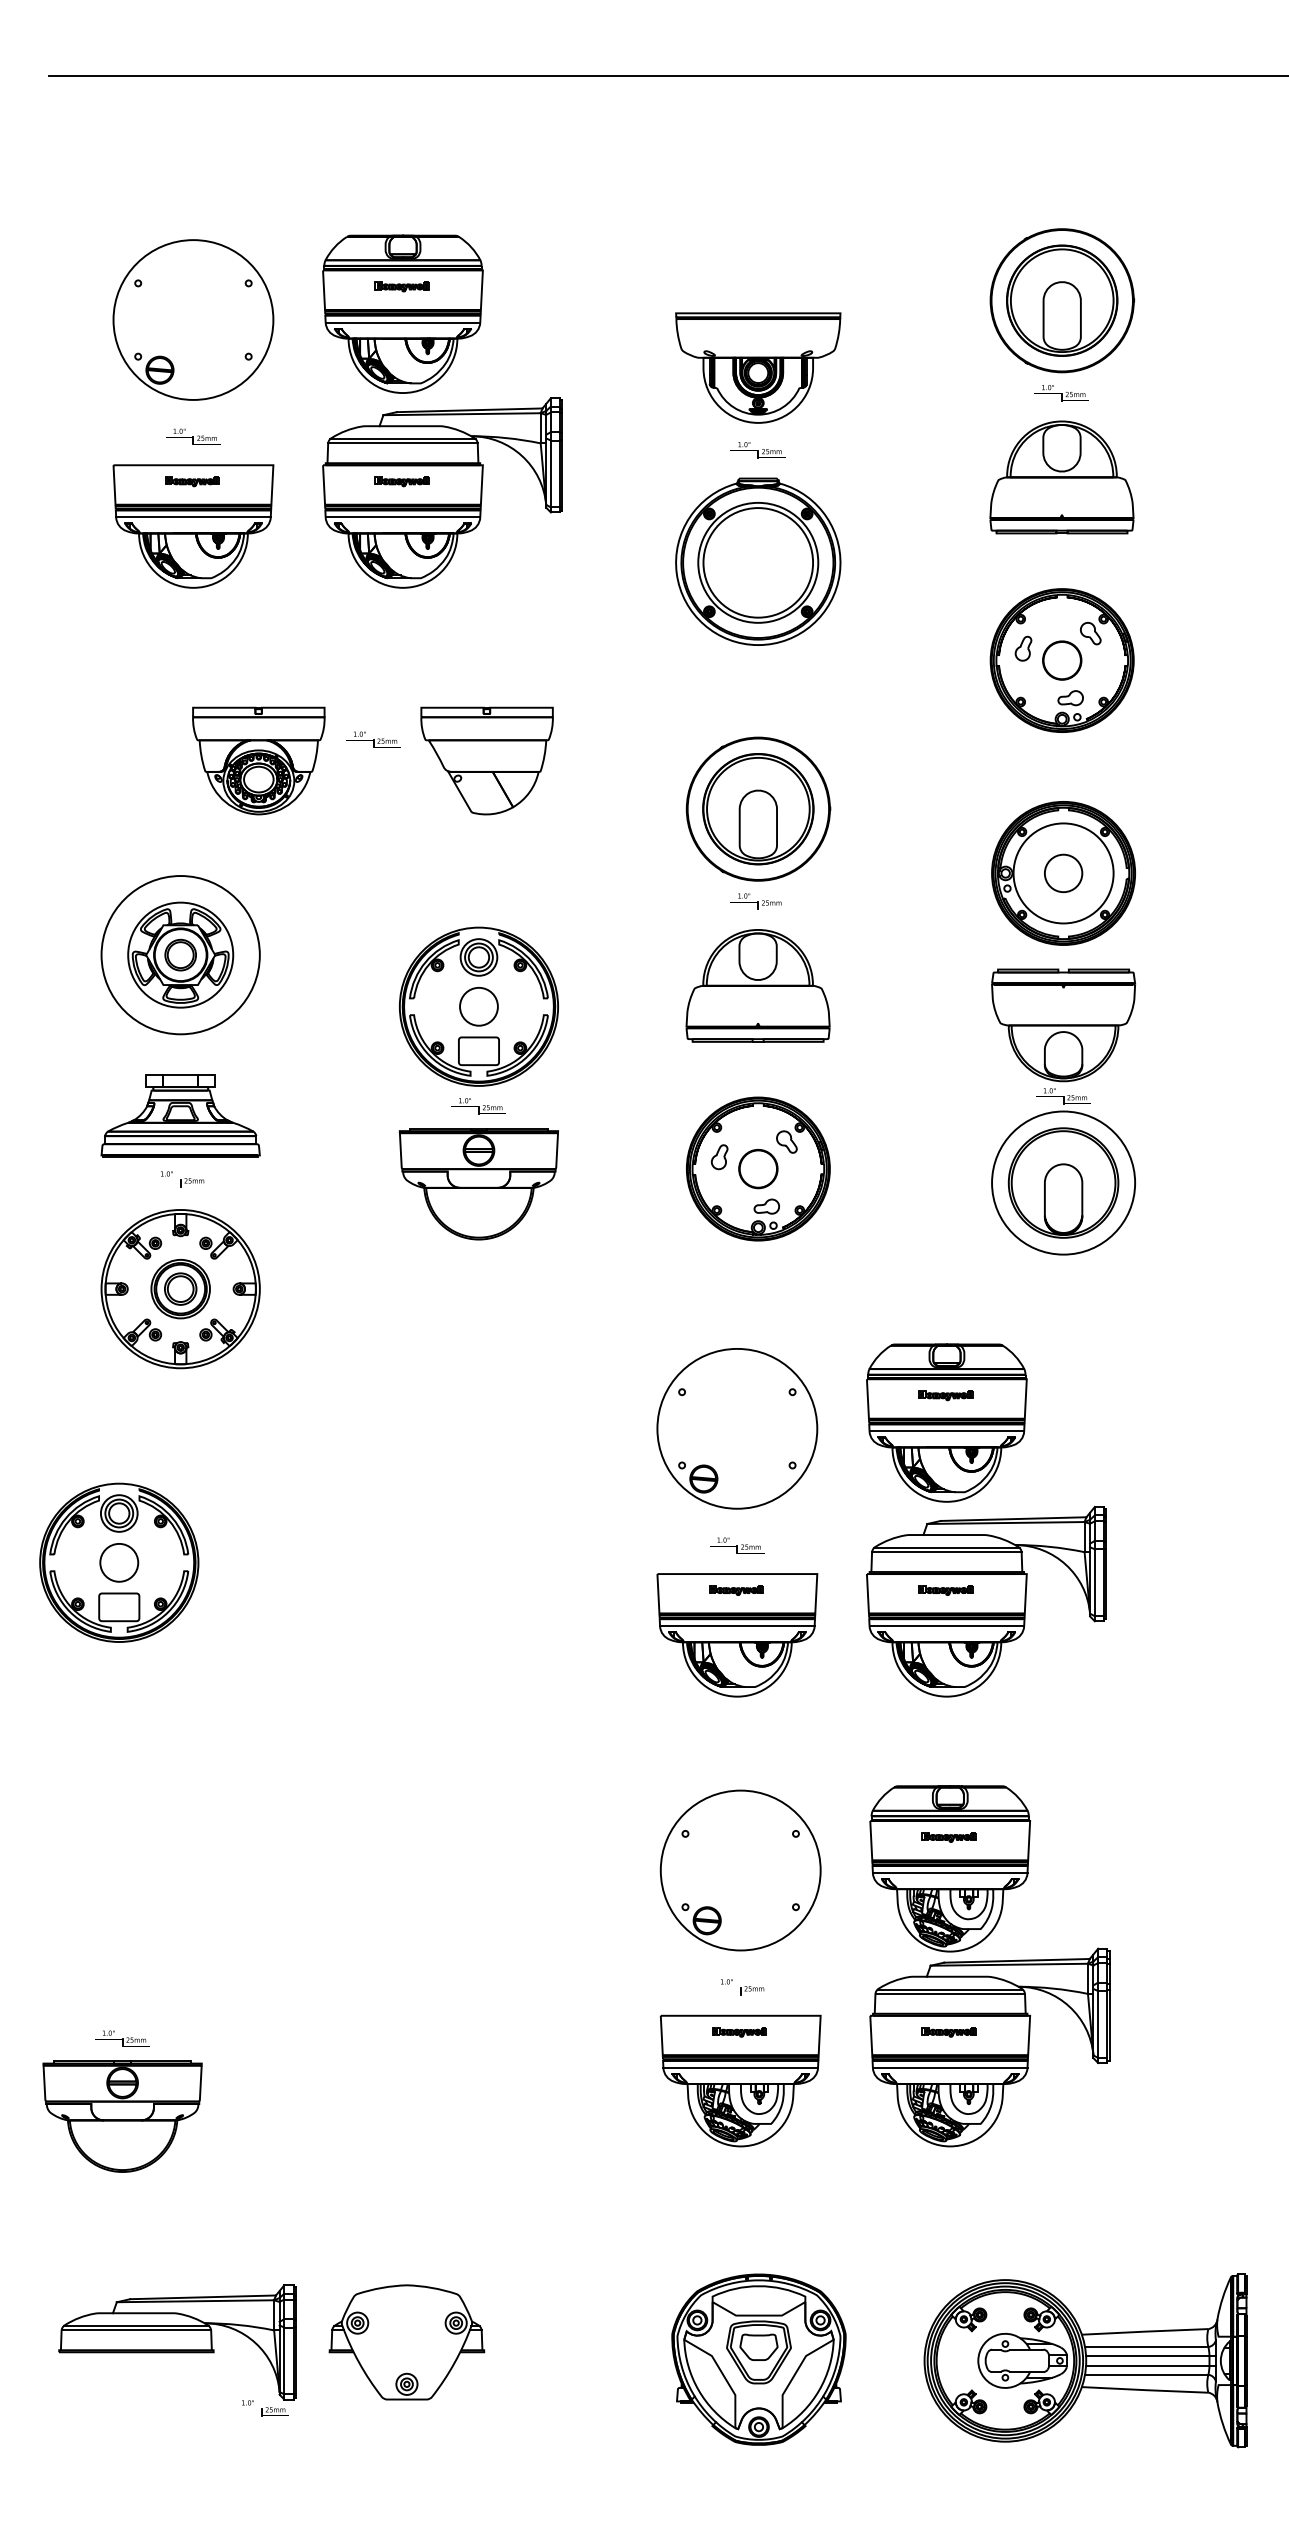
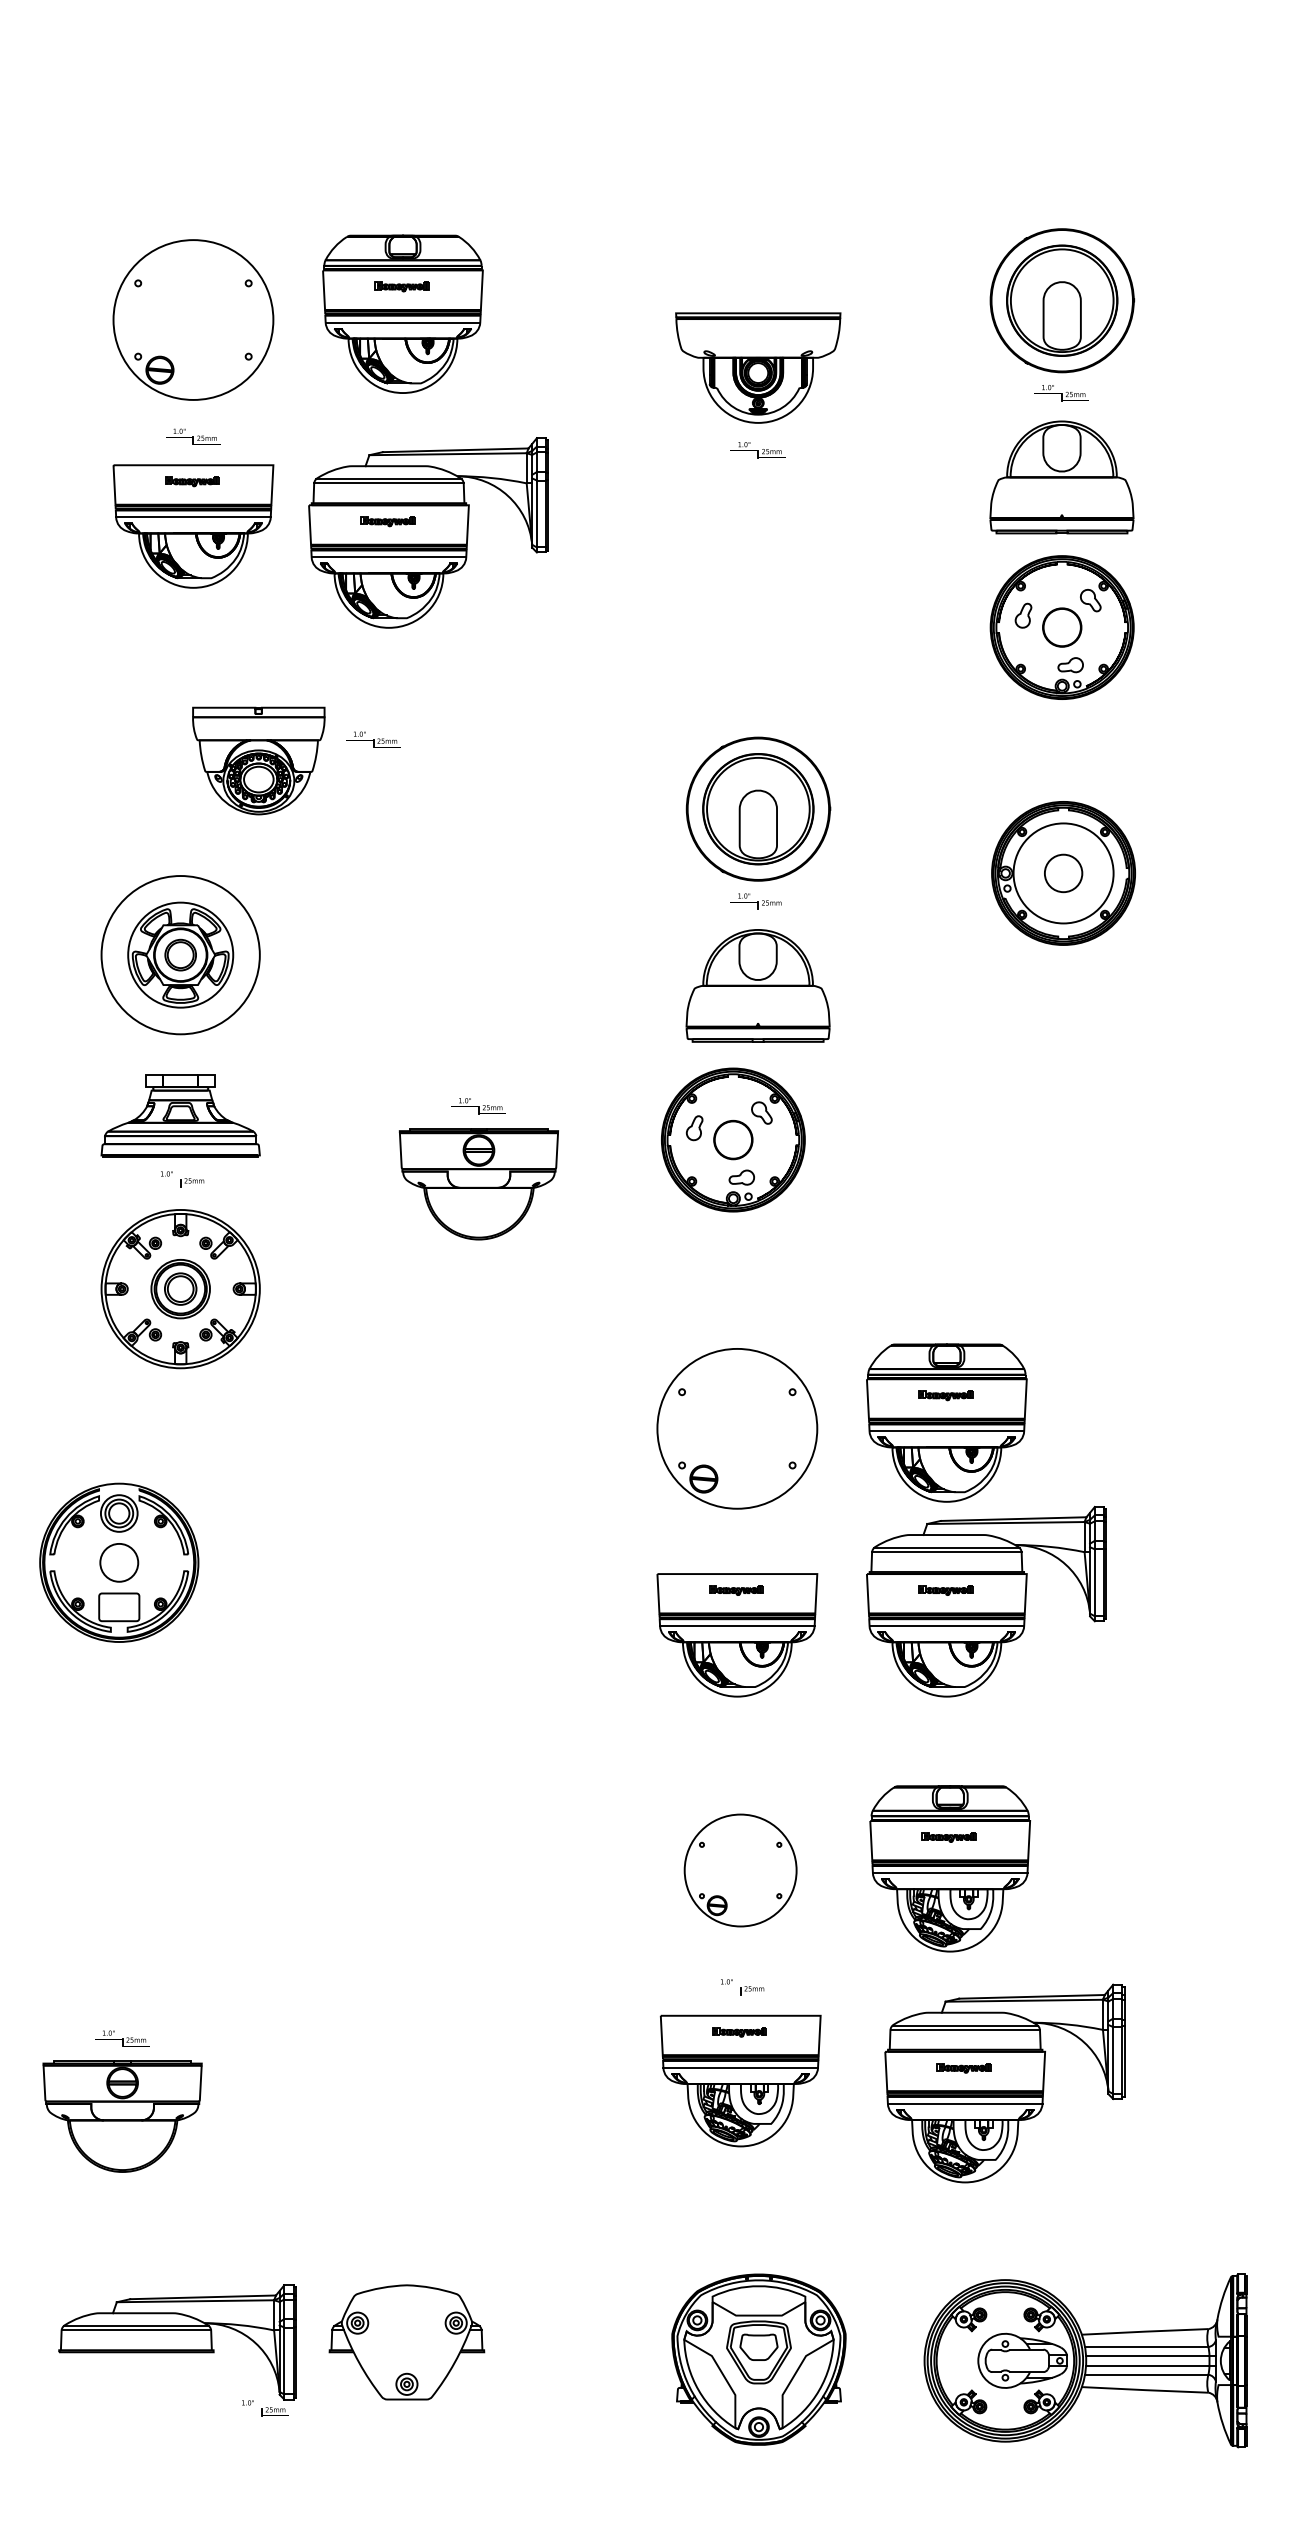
line: present -> none (667, 75)
part position: (442, 492) -> (428, 532) (428, 532)
part: present -> none (758, 561)
part position: (1061, 660) -> (1061, 627) (1061, 627)
part: present -> none (486, 760)
part: present -> none (478, 1006)
part: present -> none (1063, 1111)
part position: (758, 1168) -> (733, 1139) (733, 1139)
part: present -> none (737, 1545)
part size: 163x163 px -> 115x115 px (740, 1870)
part position: (989, 2047) -> (1004, 2083) (1004, 2083)
